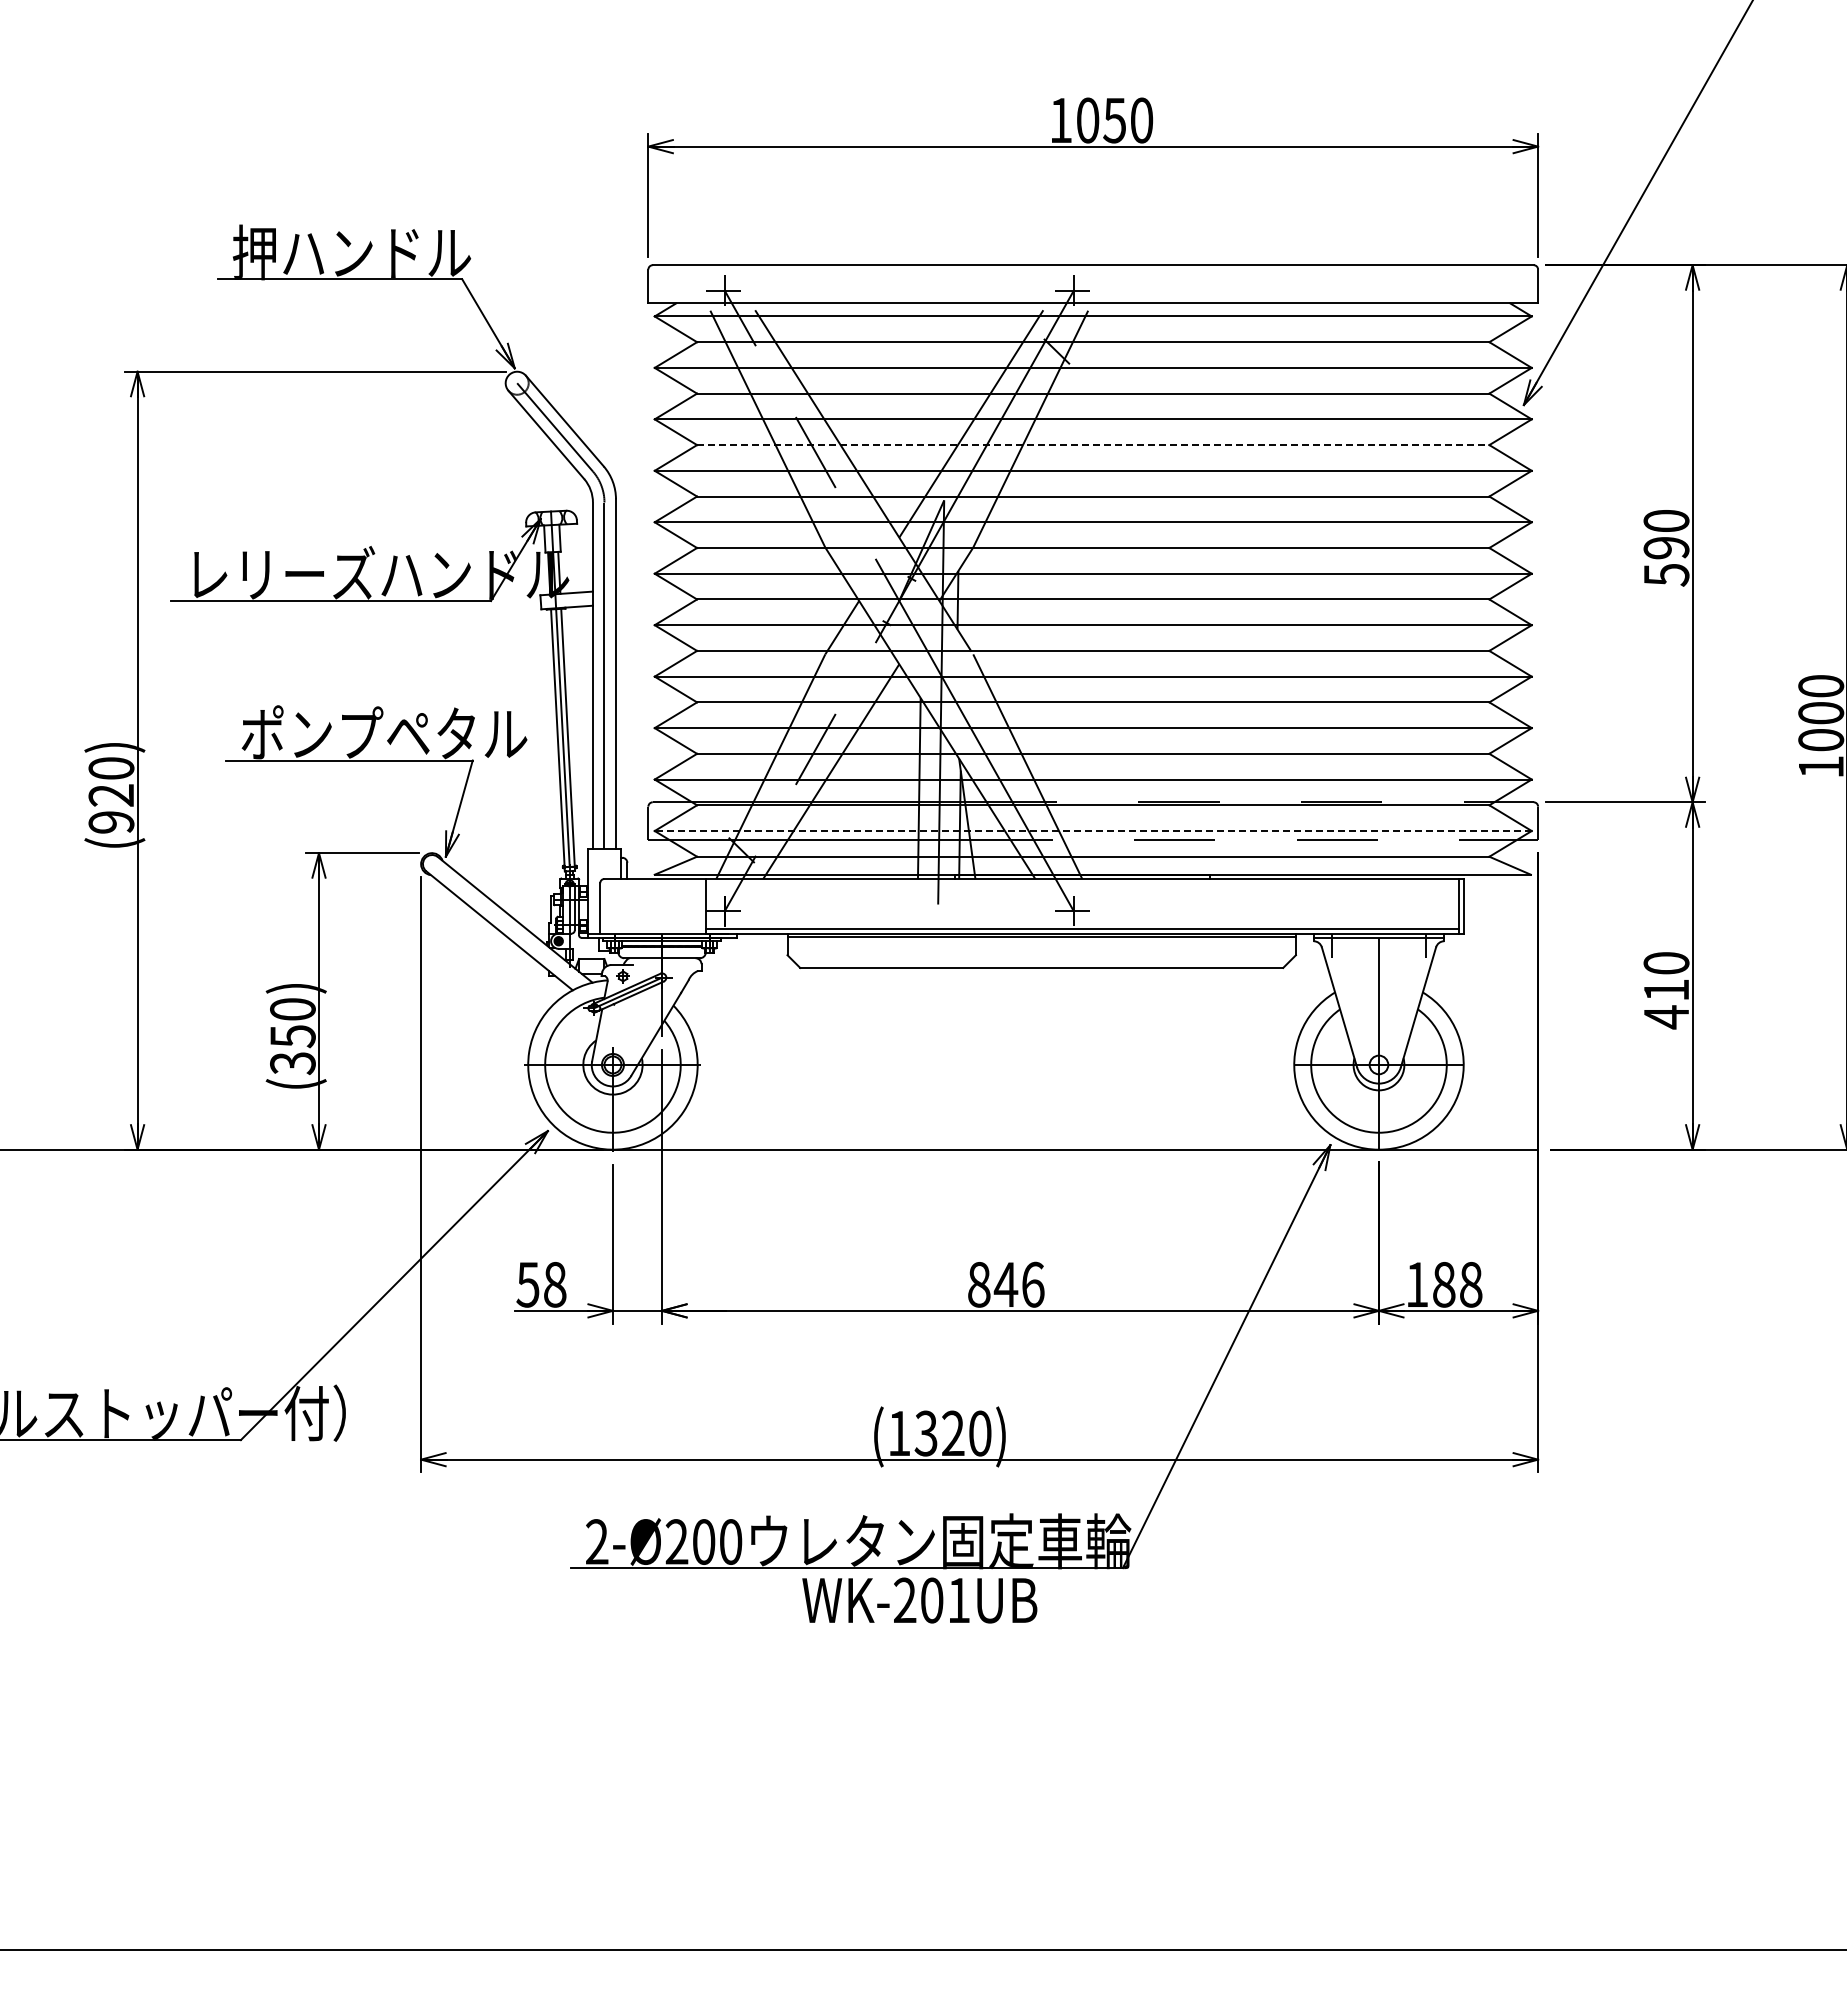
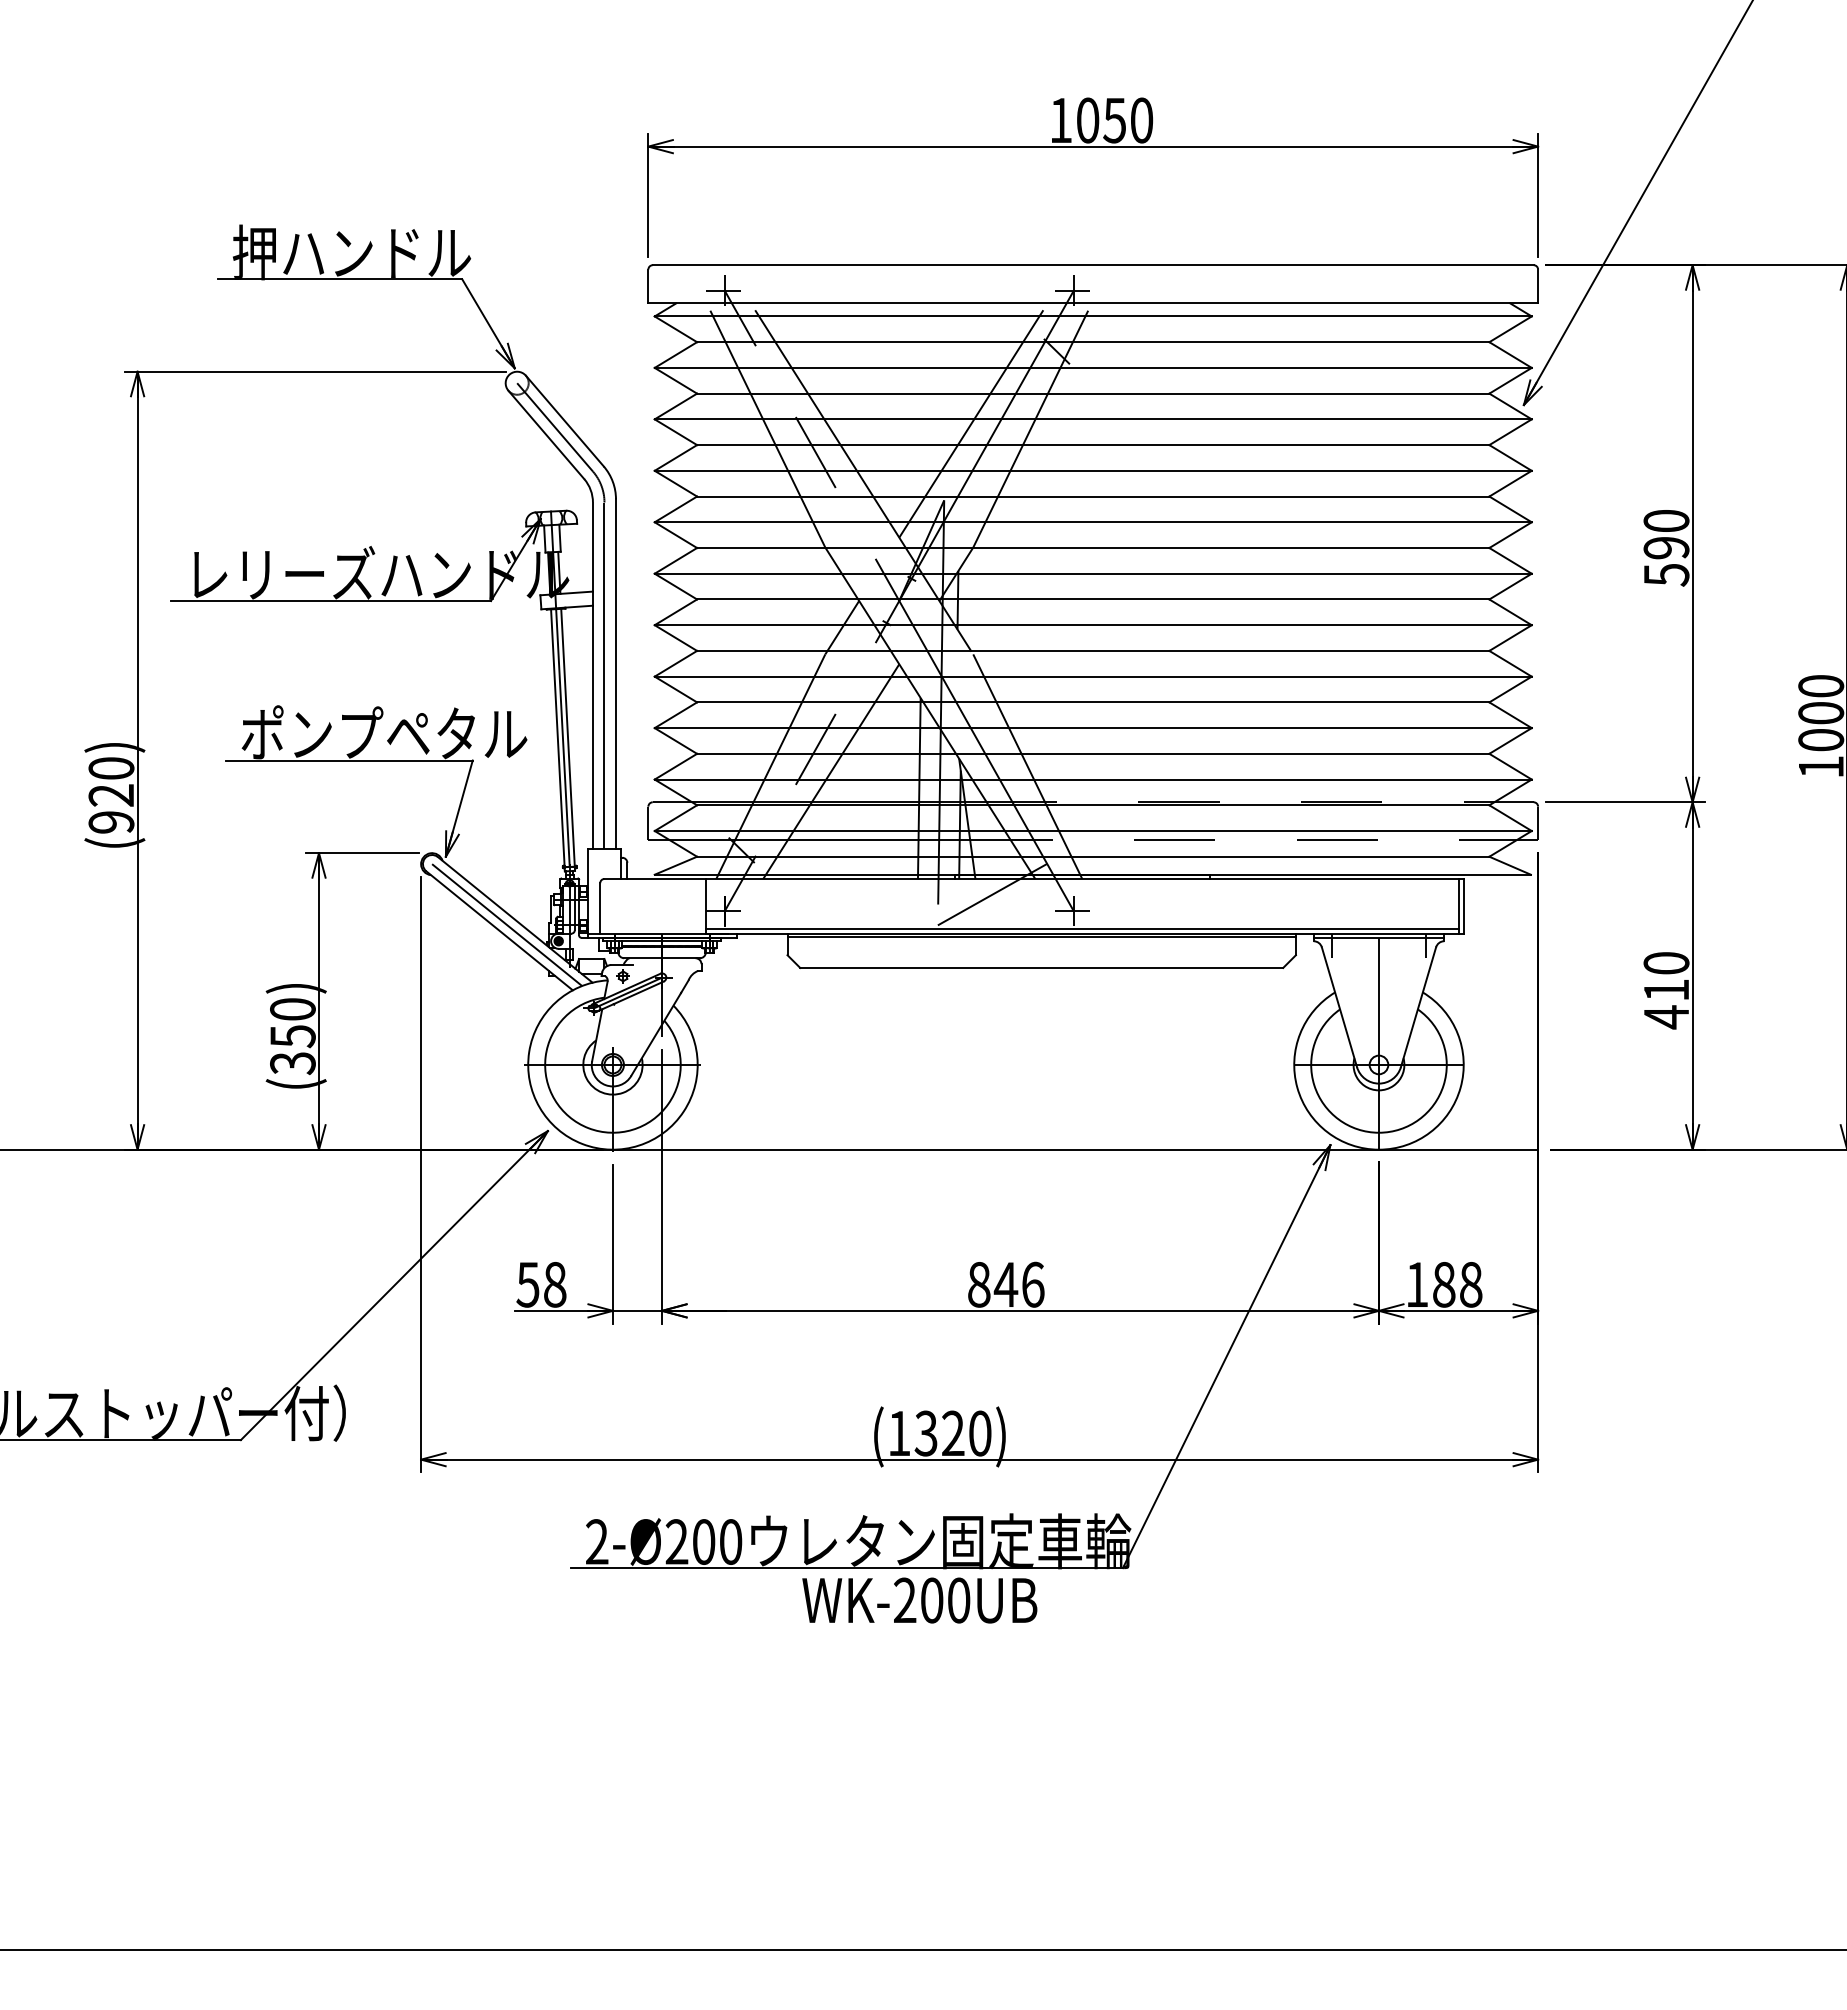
line: dashed -> solid (1093, 445)
line: dashed -> solid (1093, 831)
line: none -> present (992, 894)
line: none -> present (507, 925)
text: WK-201UB -> WK-200UB (959, 1600)
